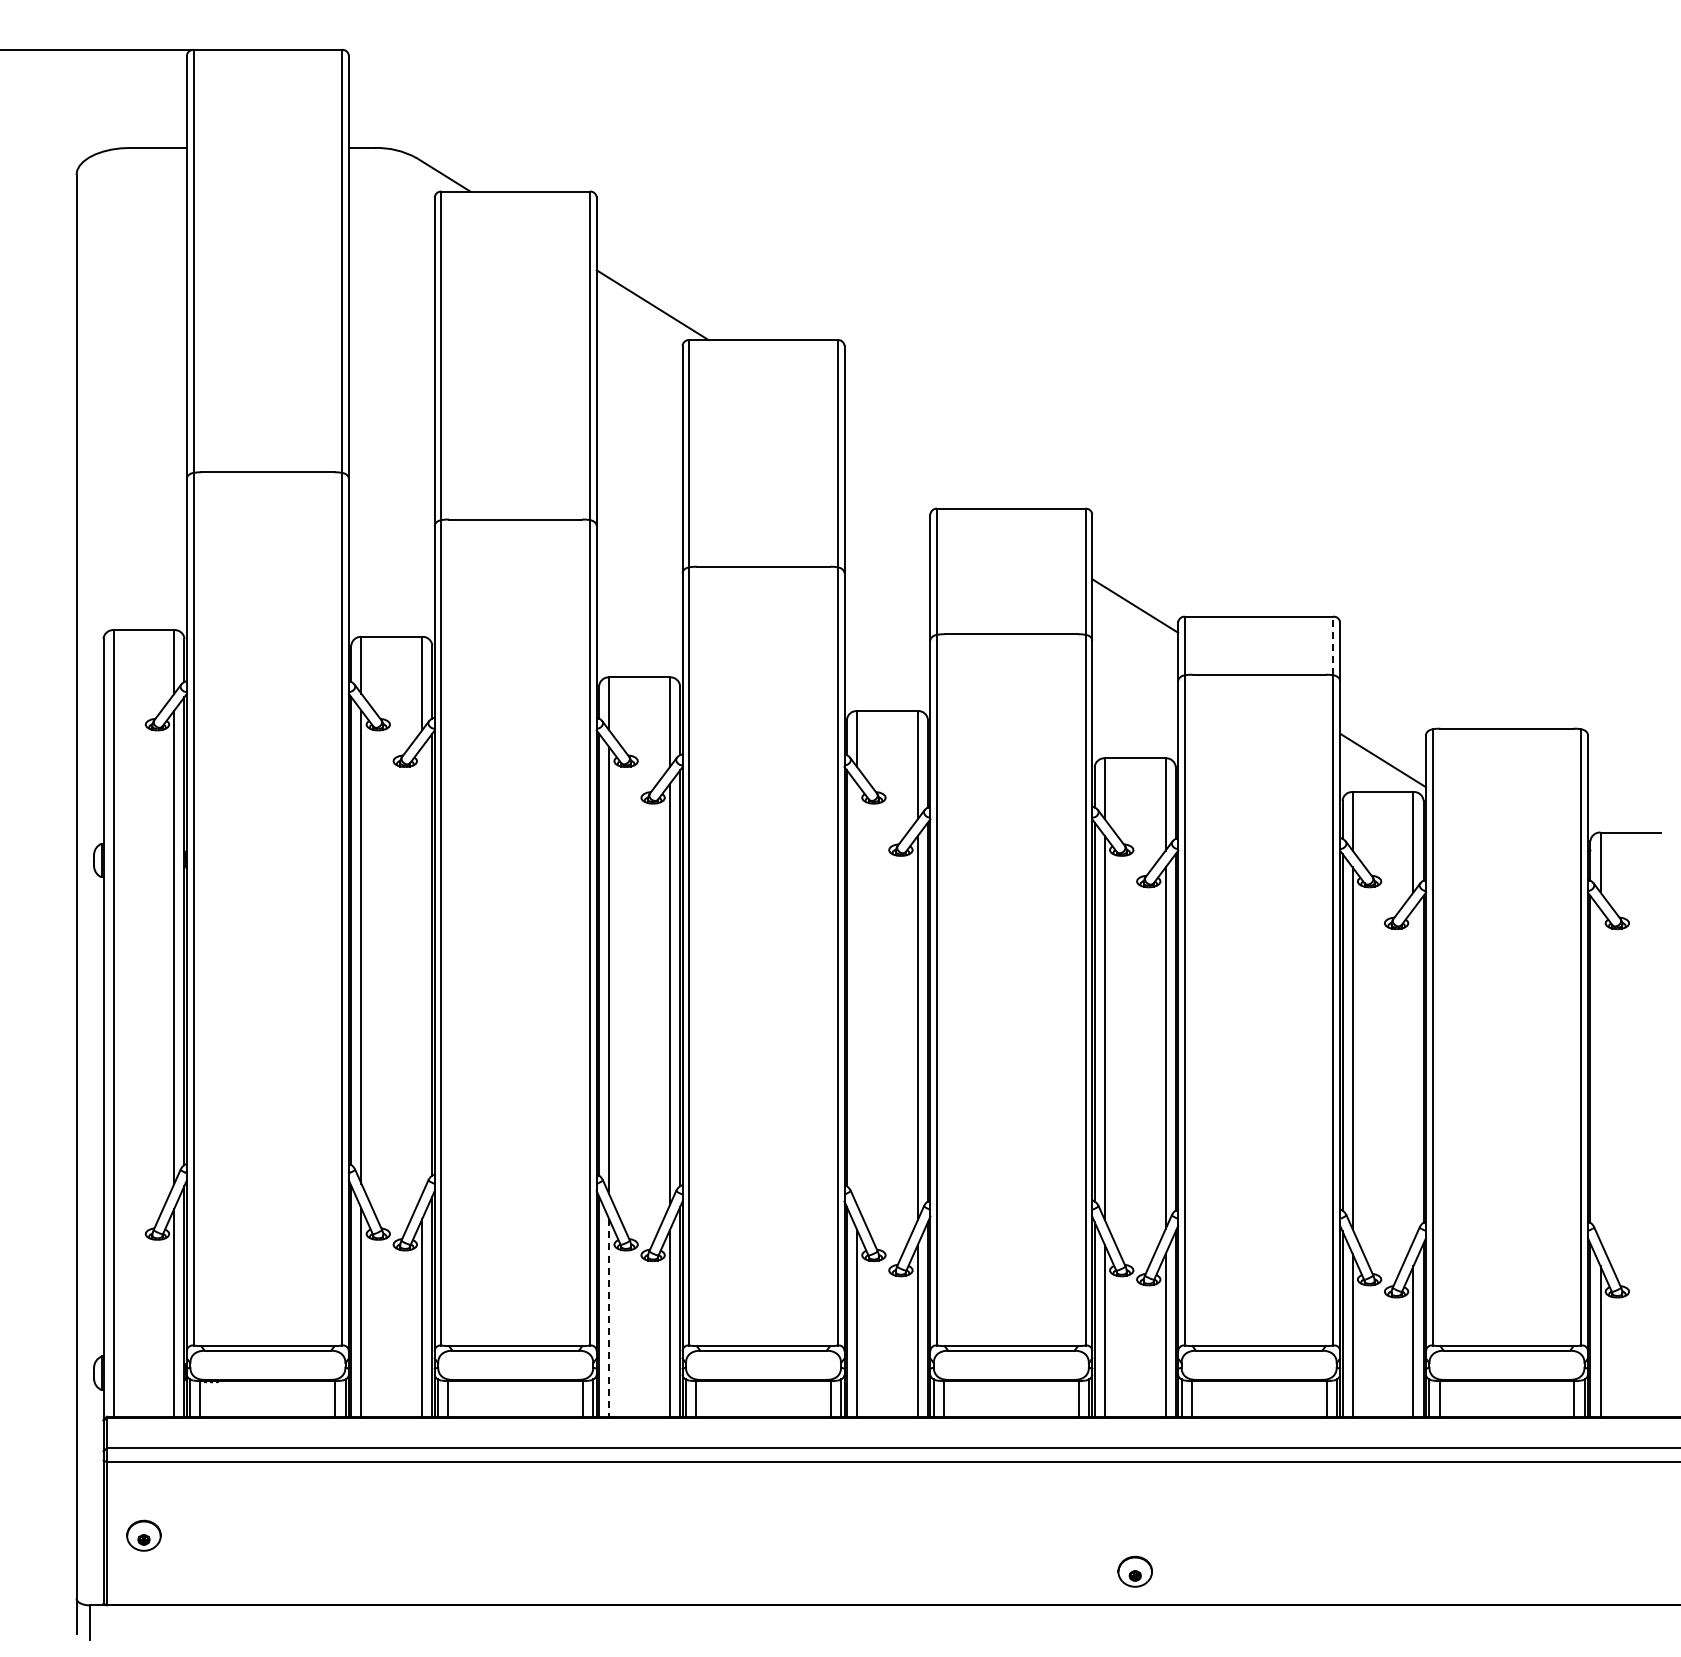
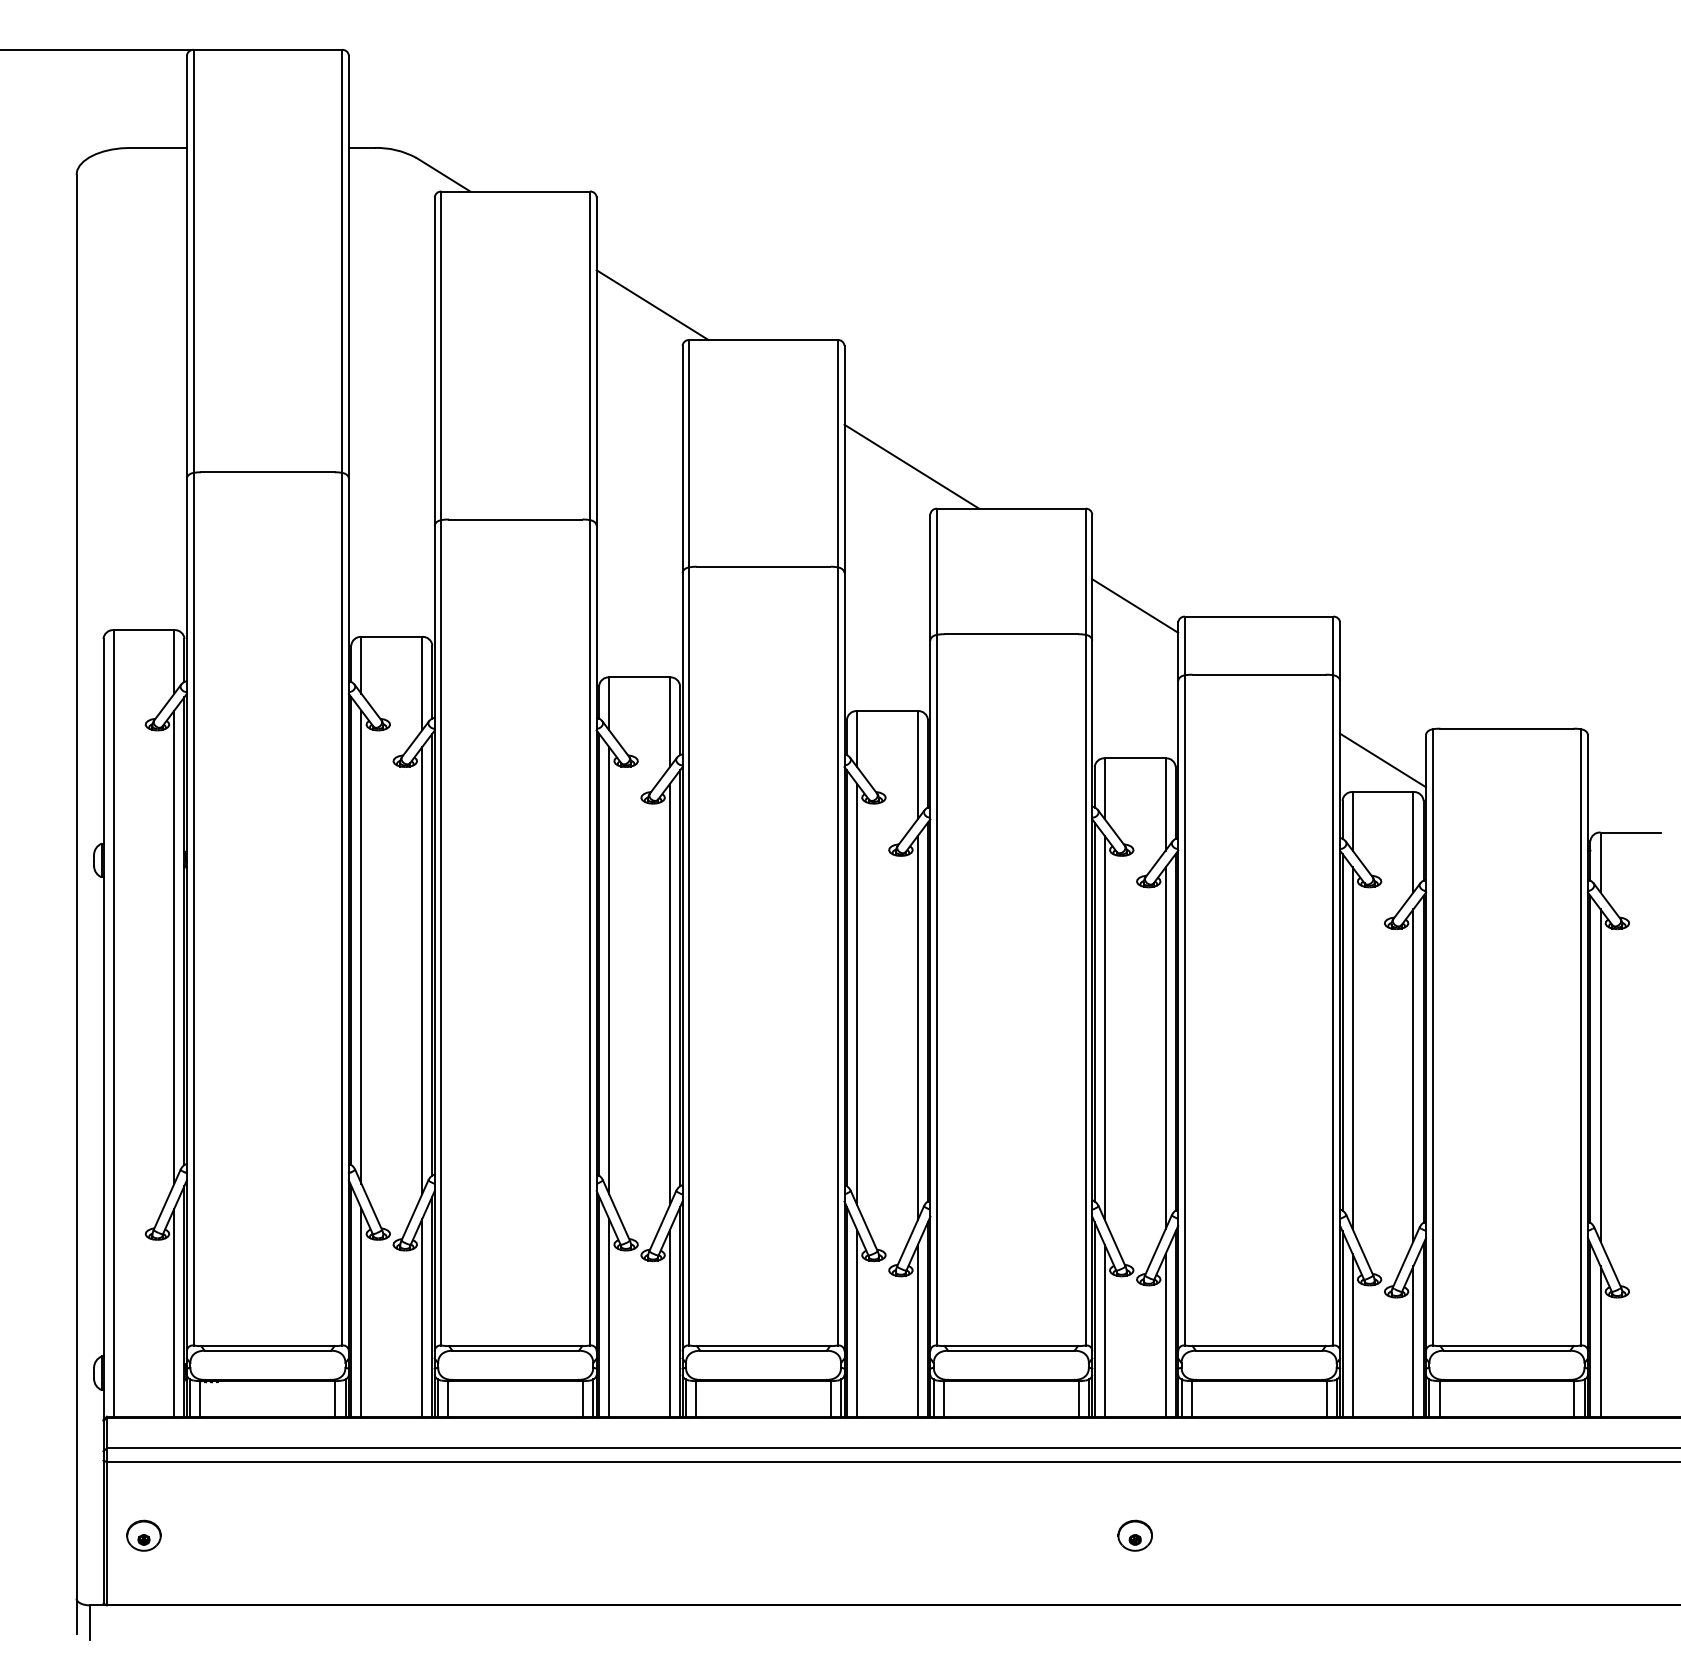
line: none -> present (911, 466)
line: dashed -> solid (1333, 645)
line: none -> present (422, 970)
line: none -> present (857, 993)
line: none -> present (1413, 1075)
line: none -> present (1600, 1075)
line: dashed -> solid (609, 1317)
part position: (1134, 1571) -> (1134, 1535) (1134, 1535)
